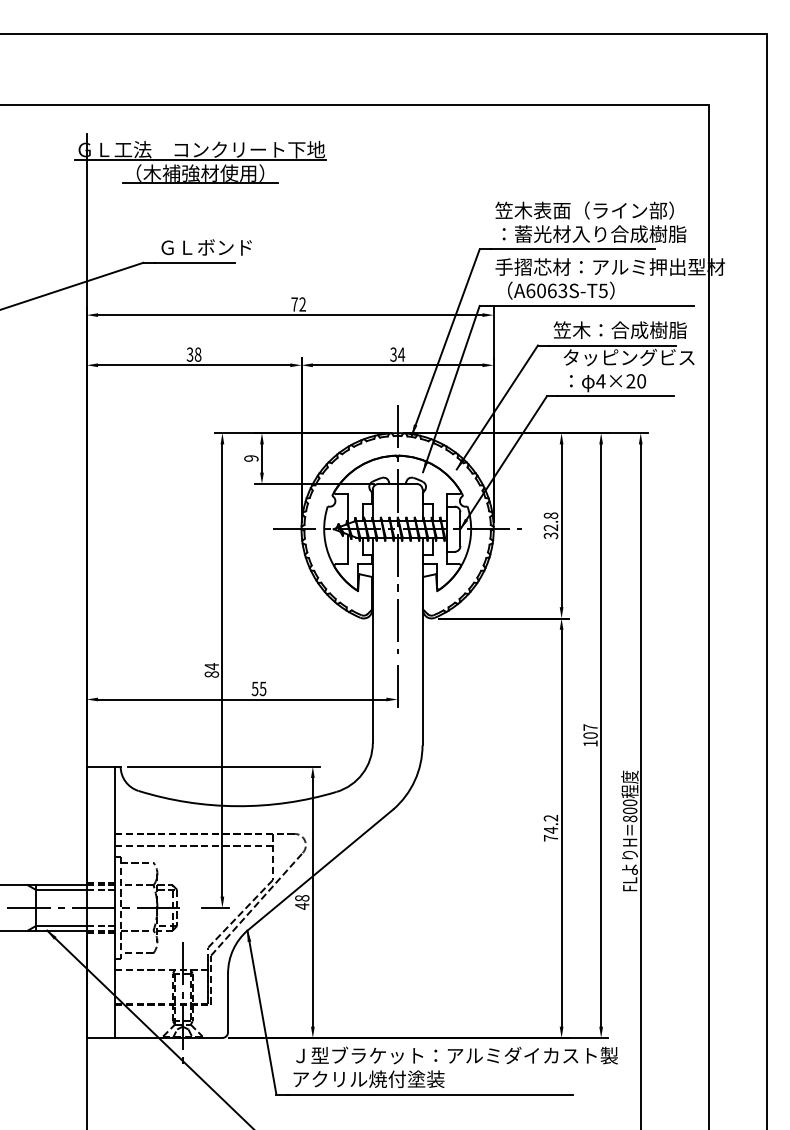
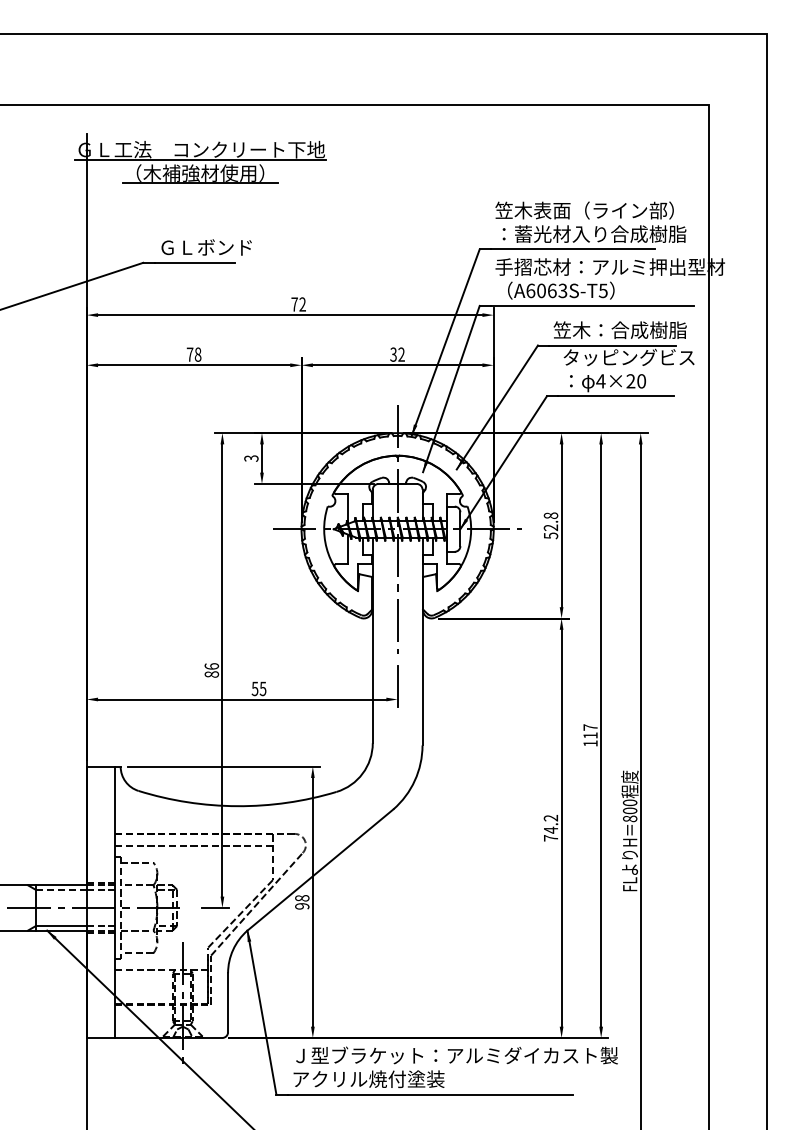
text: 38 -> 78 (189, 354)
text: 34 -> 32 (401, 354)
text: 9 -> 3 (251, 458)
text: 32.8 -> 52.8 (550, 535)
text: 84 -> 86 (211, 666)
text: 107 -> 117 (590, 735)
line: solid -> dashed (61, 889)
text: 48 -> 98 (302, 905)
